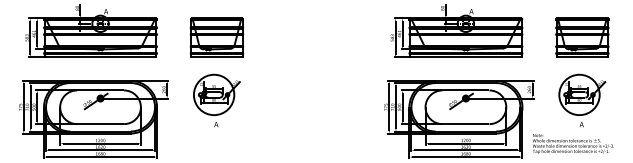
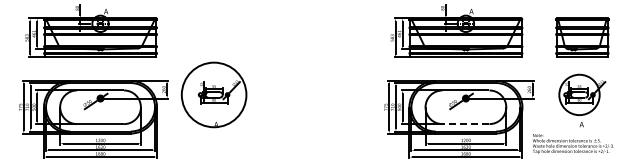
part: present -> none (216, 37)
circle diameter: 40 px -> 65 px (213, 94)
line: solid -> dashed (465, 124)
